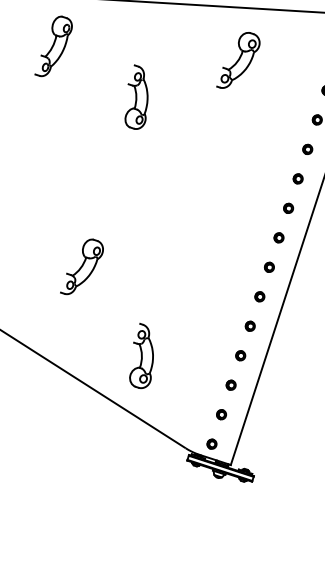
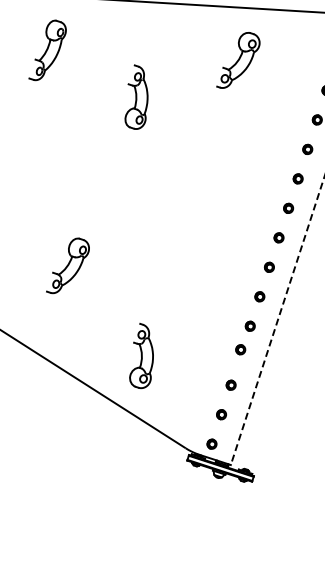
part position: (53, 46) -> (47, 50) (47, 50)
part position: (81, 266) -> (67, 265) (67, 265)
line: solid -> dashed (277, 320)
part position: (240, 355) -> (240, 349) (240, 349)
